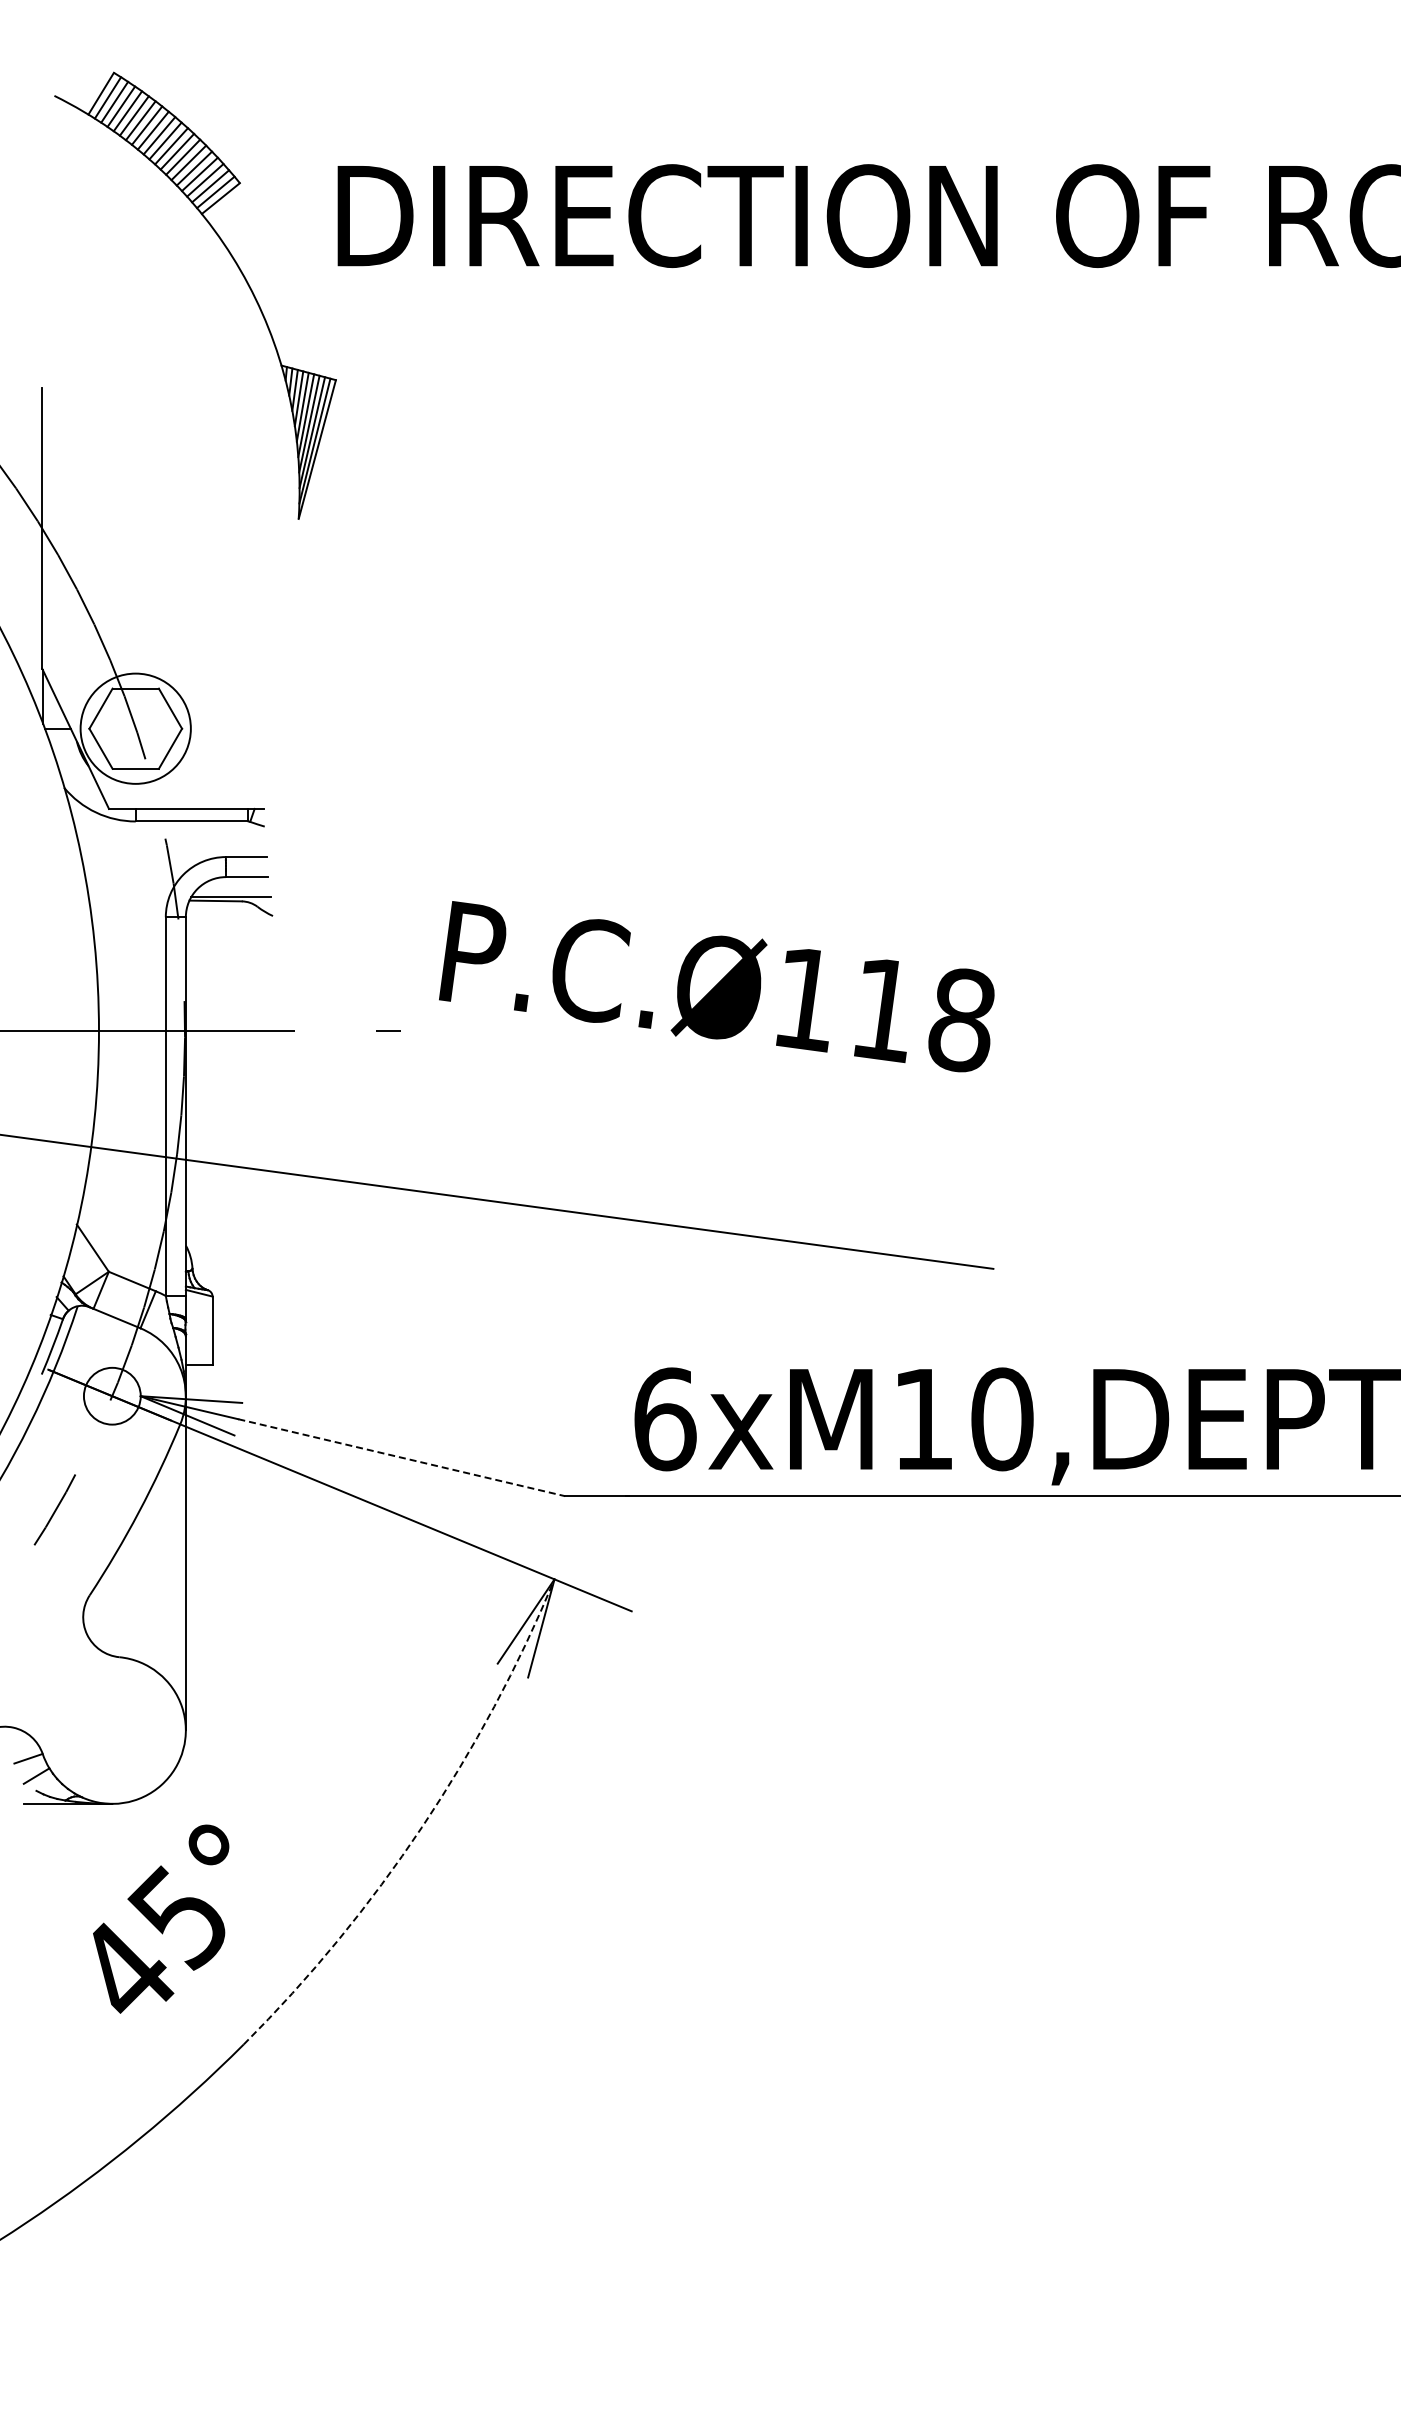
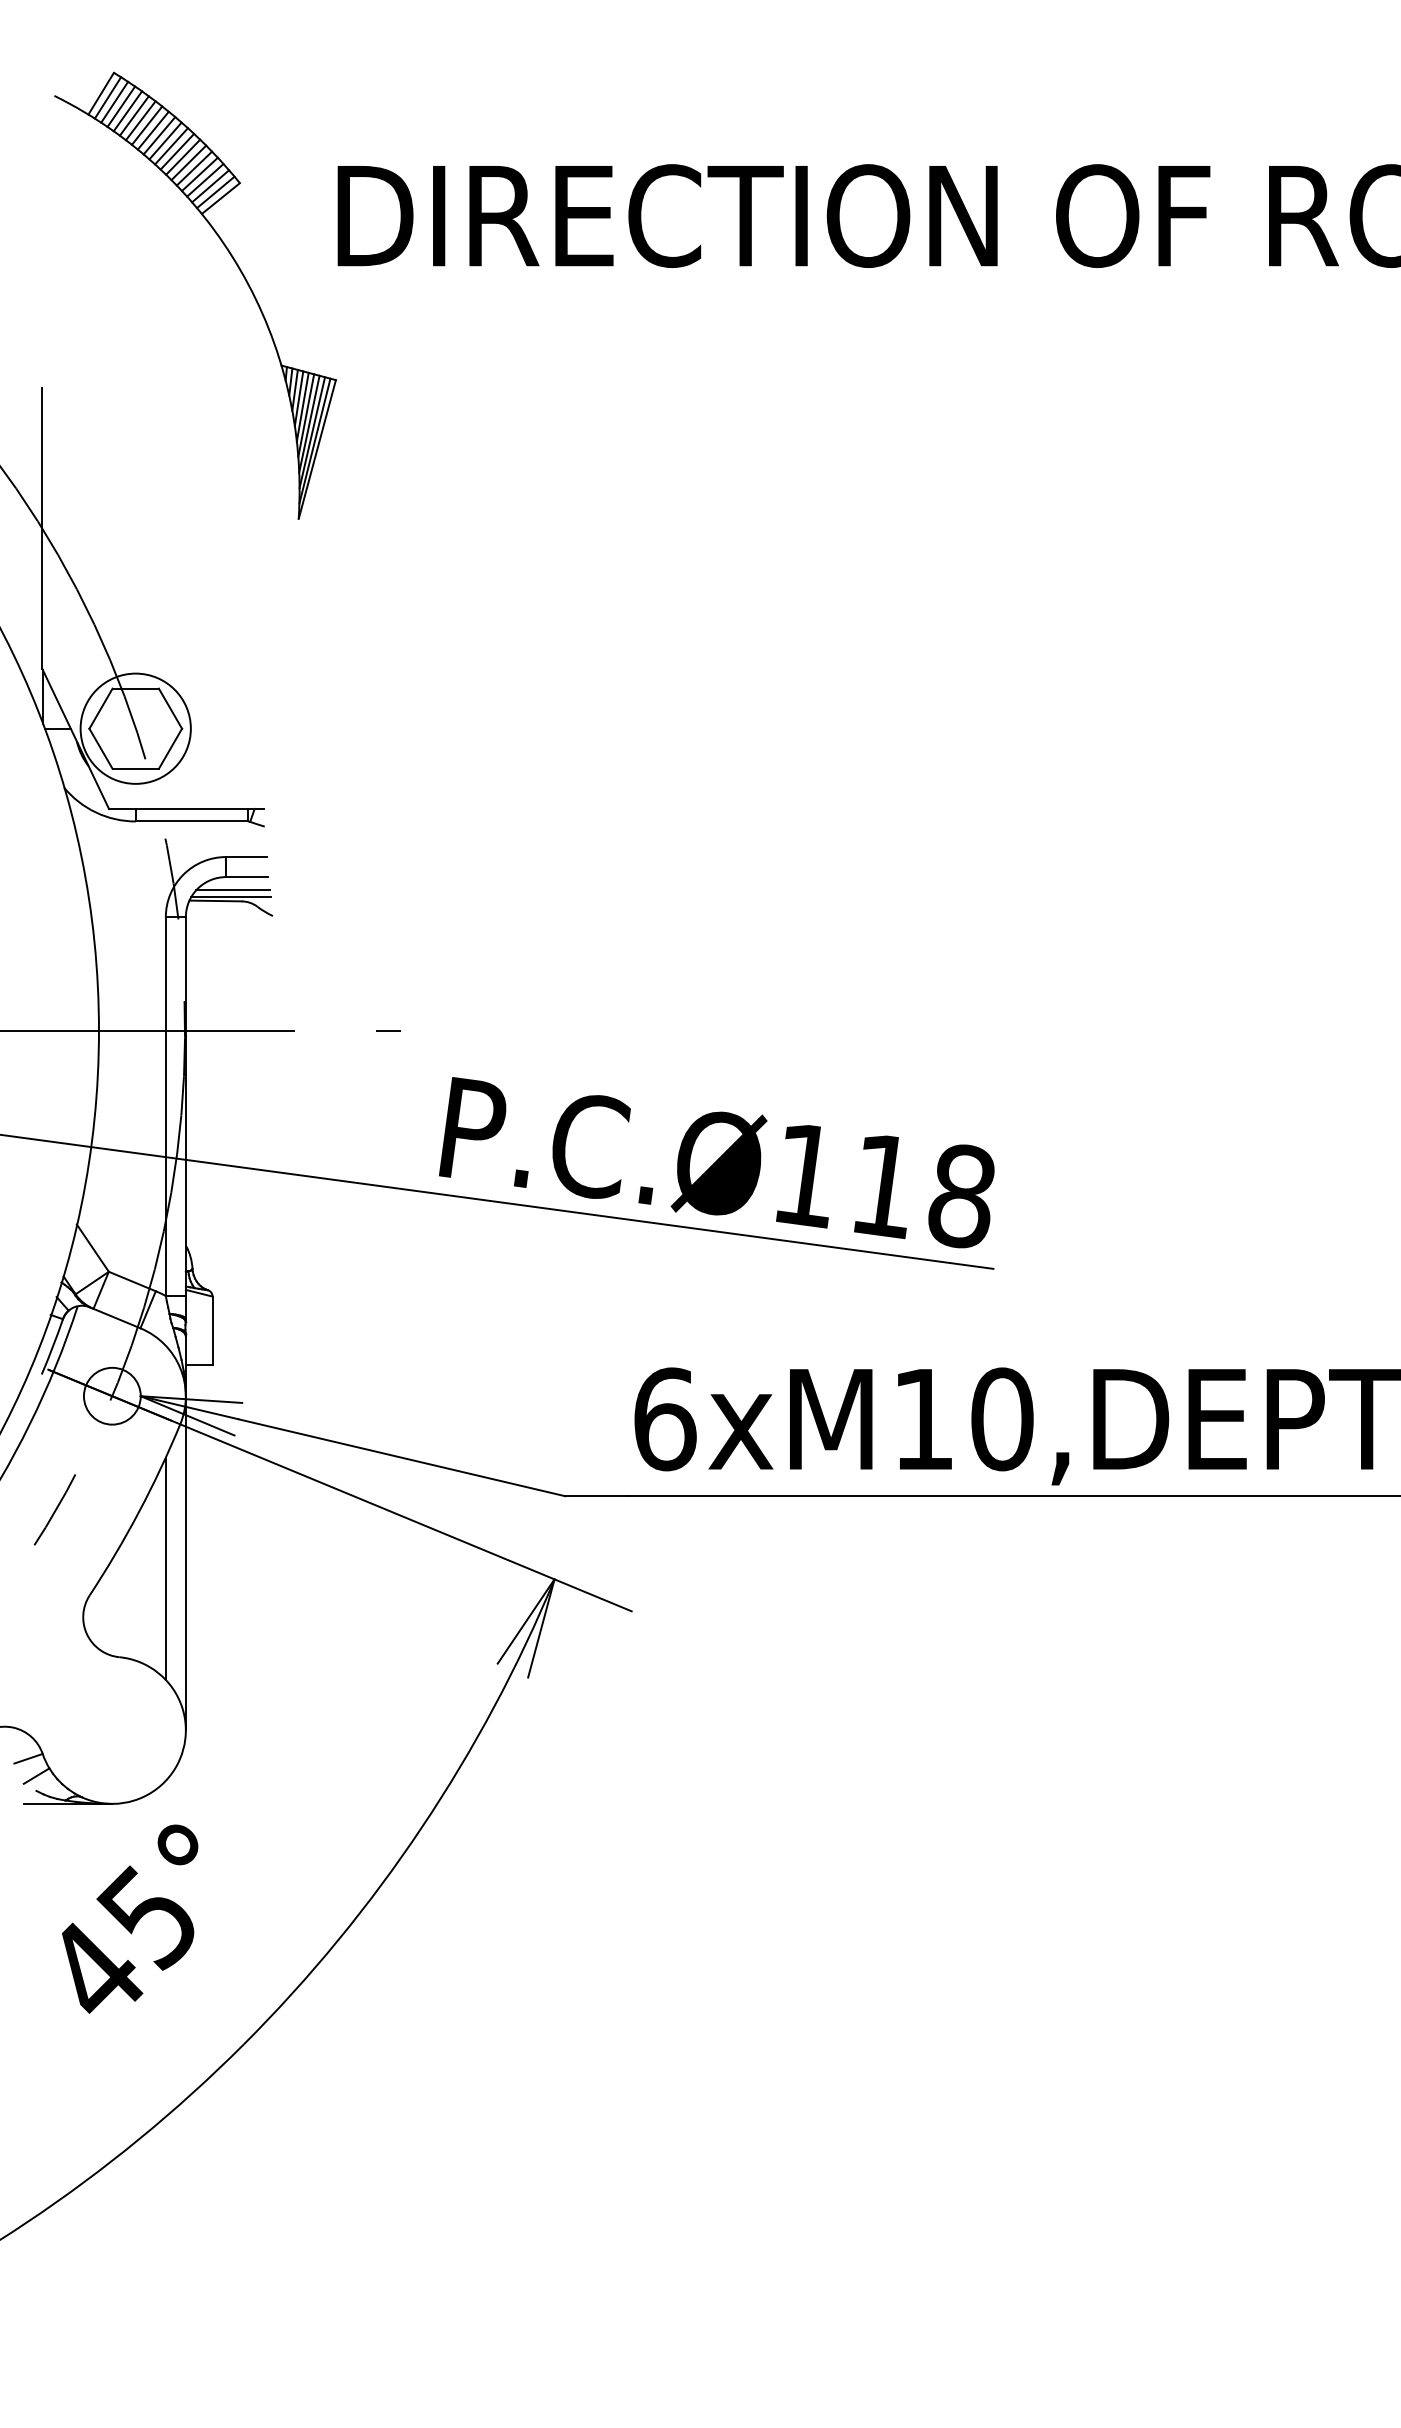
line: none -> present (232, 890)
text position: (716, 986) -> (716, 1162) (716, 1162)
line: dashed -> solid (401, 1457)
line: none -> present (165, 1568)
arc: dashed -> solid (422, 1827)
text position: (161, 1918) -> (130, 1918) (130, 1918)
